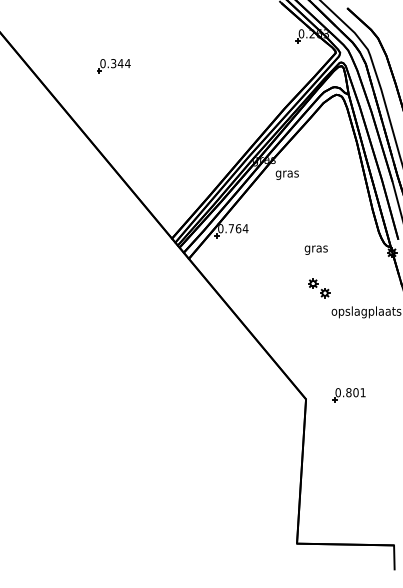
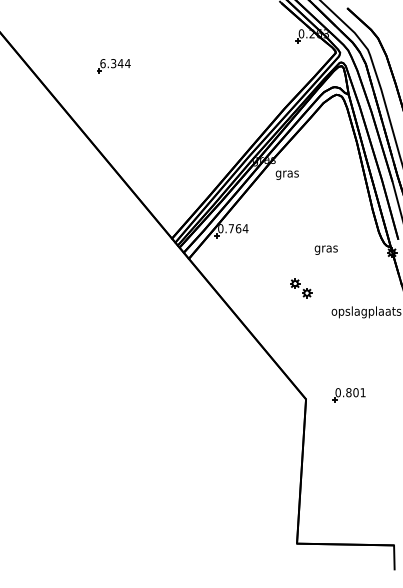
text: 0.344 -> 6.344 (102, 63)
text position: (315, 249) -> (325, 249) (325, 249)
part position: (319, 288) -> (301, 288) (301, 288)
